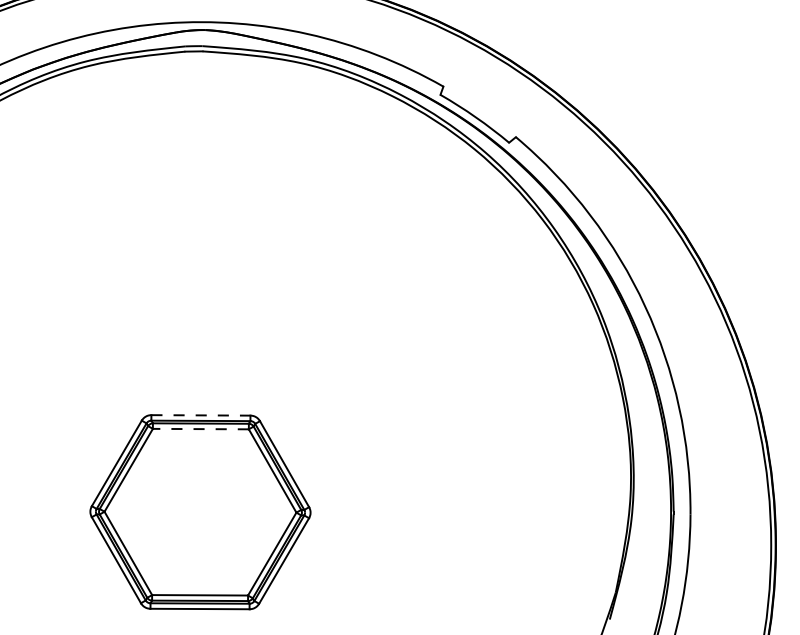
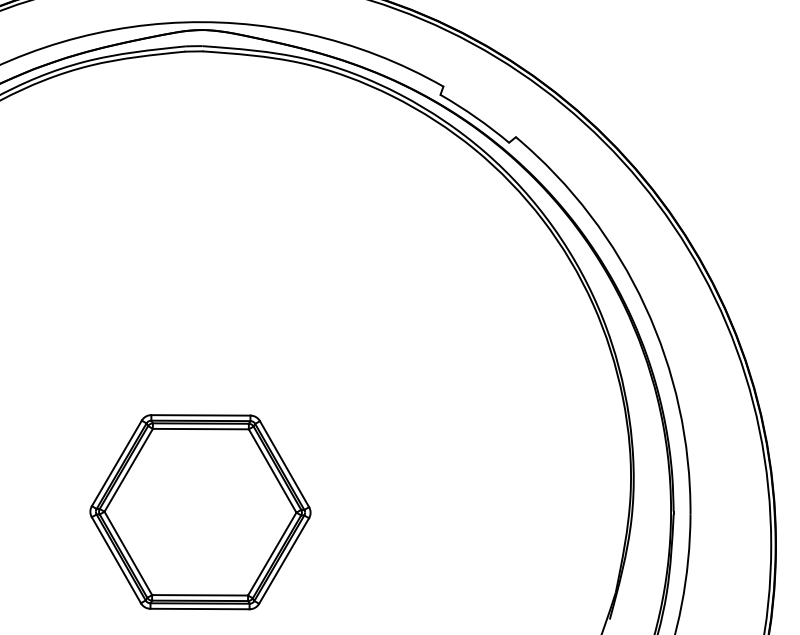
line: dashed -> solid (200, 415)
line: dashed -> solid (200, 429)
